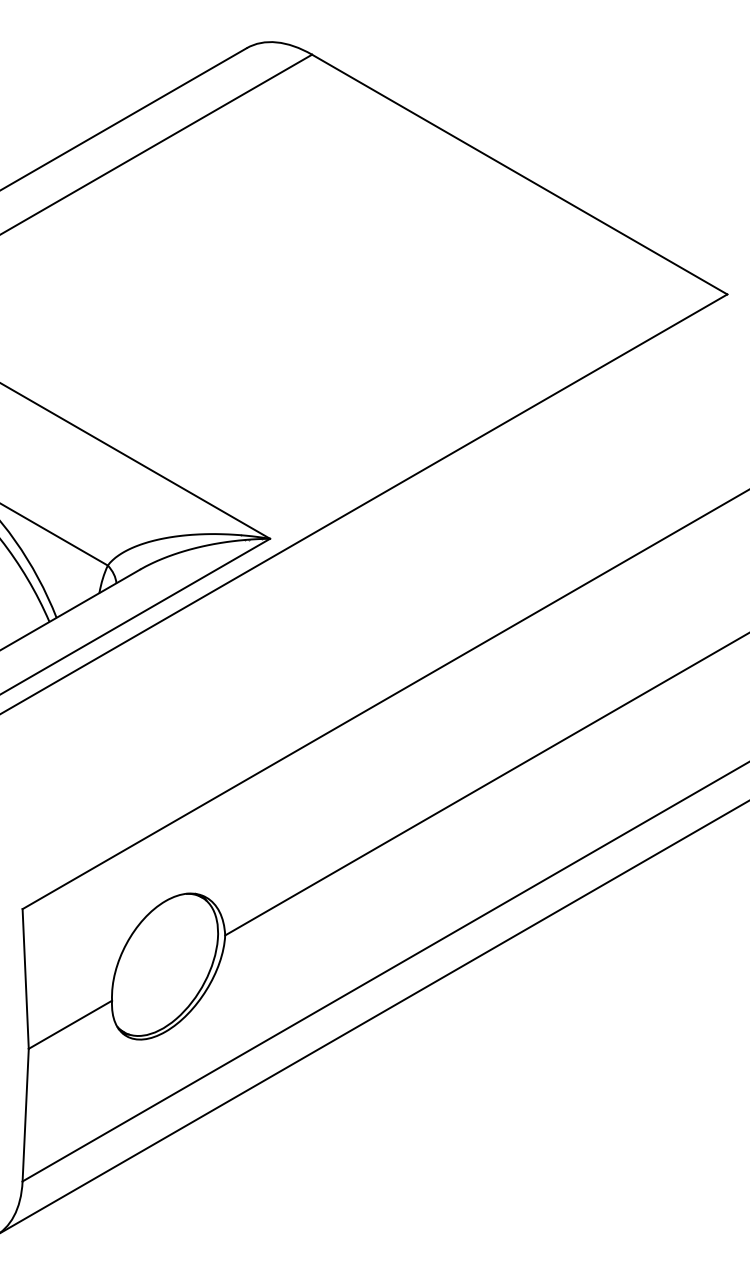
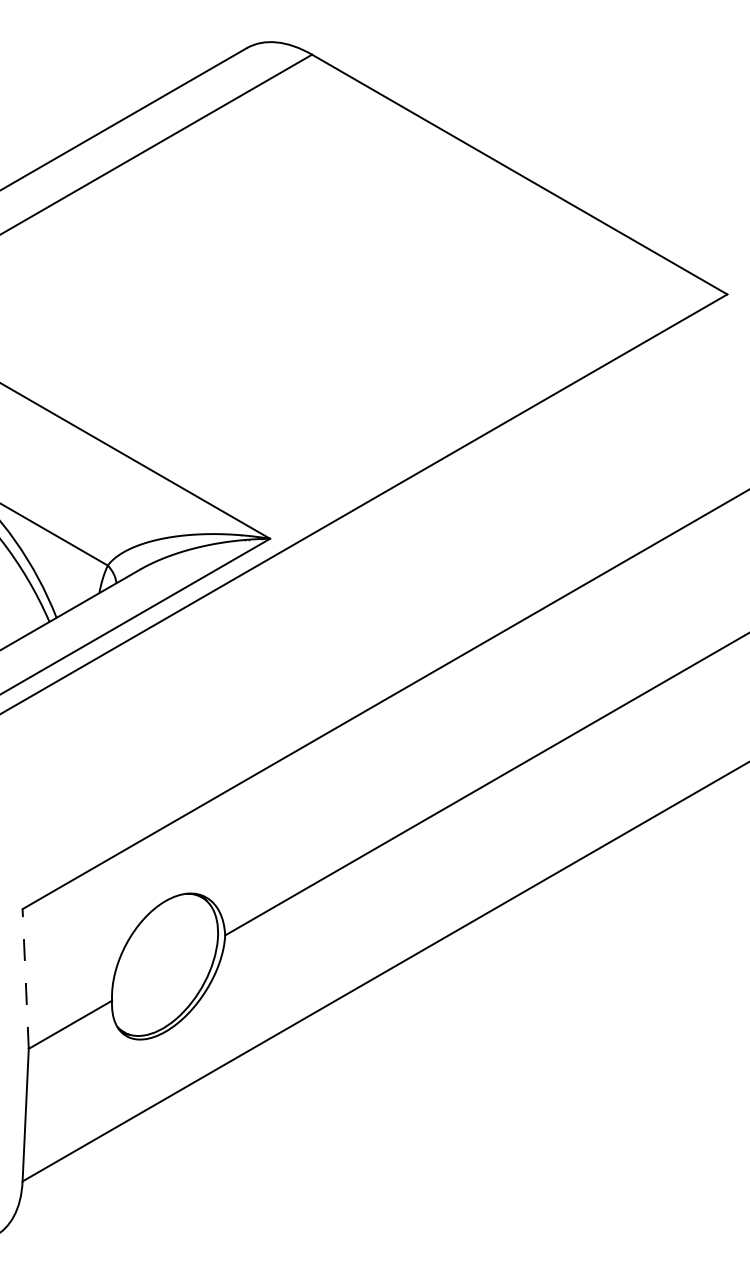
line: solid -> dashed (25, 978)
line: present -> none (374, 1016)
